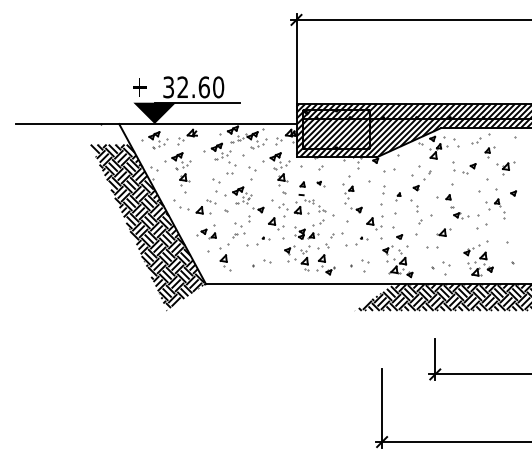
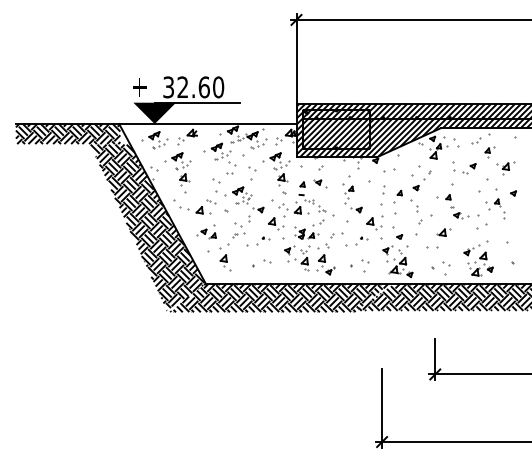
hatch: none -> present (67, 134)
part size: 10x8 px -> 15x10 px (320, 183)
part size: 7x10 px -> 10x14 px (397, 196)
hatch: none -> present (278, 298)
